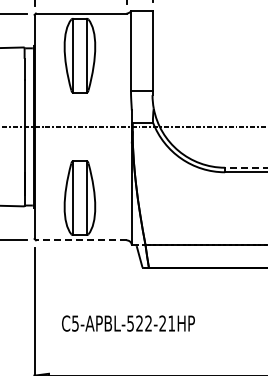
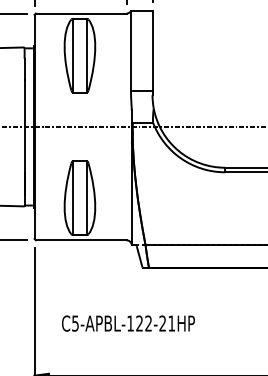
line: dashed -> solid (246, 167)
line: dashed -> solid (80, 240)
text: C5-APBL-522-21HP -> C5-APBL-122-21HP (130, 323)
